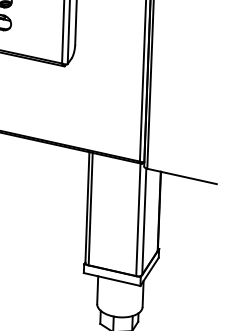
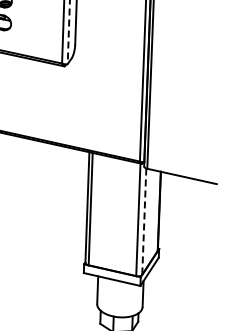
line: solid -> dashed (68, 32)
line: solid -> dashed (144, 222)
